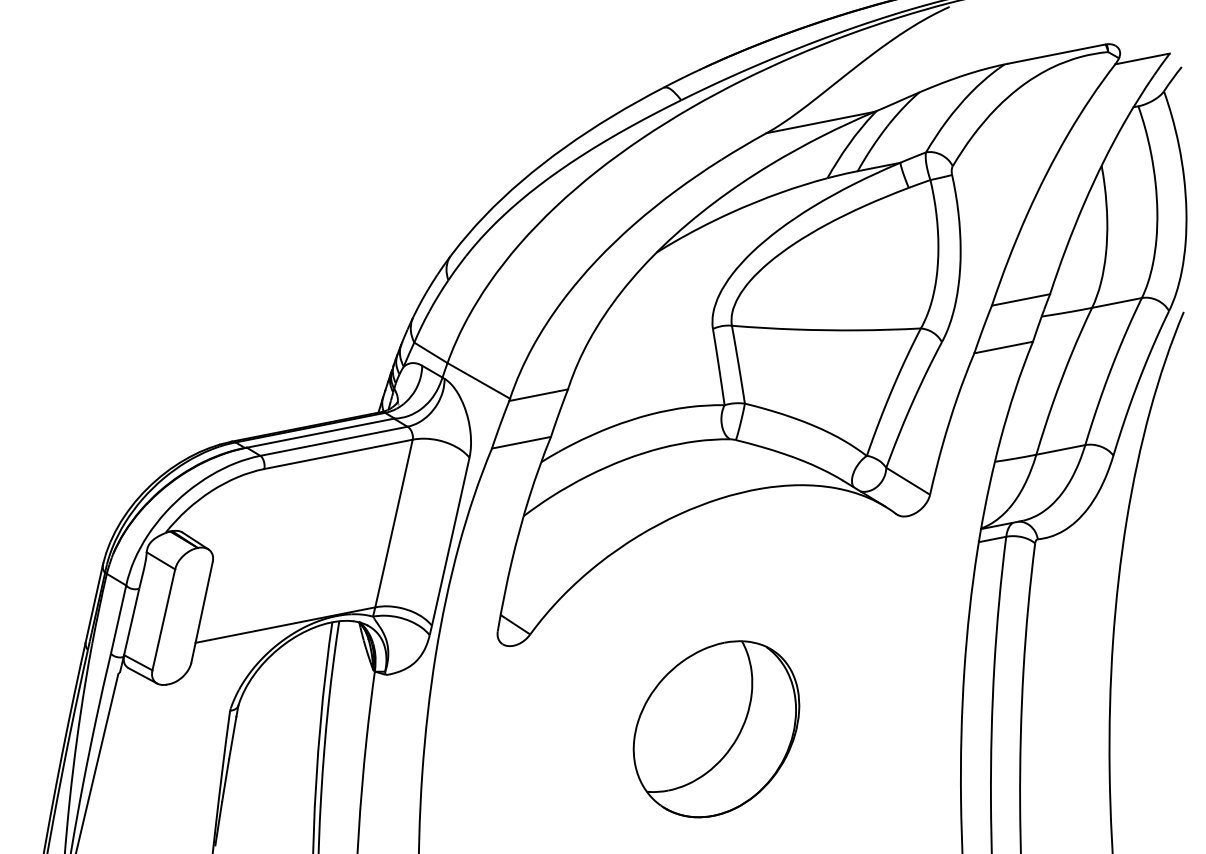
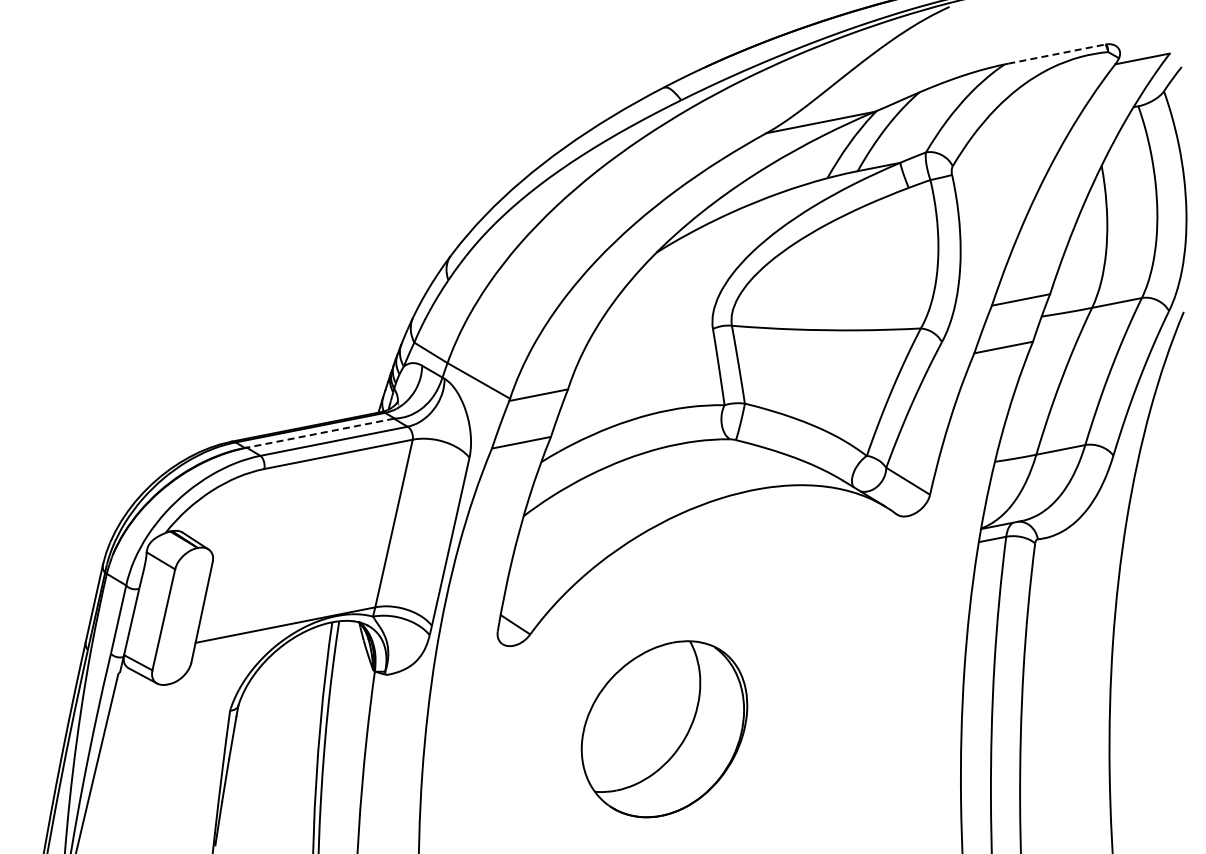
line: solid -> dashed (1057, 54)
line: solid -> dashed (320, 433)
part position: (716, 729) -> (664, 729) (664, 729)
